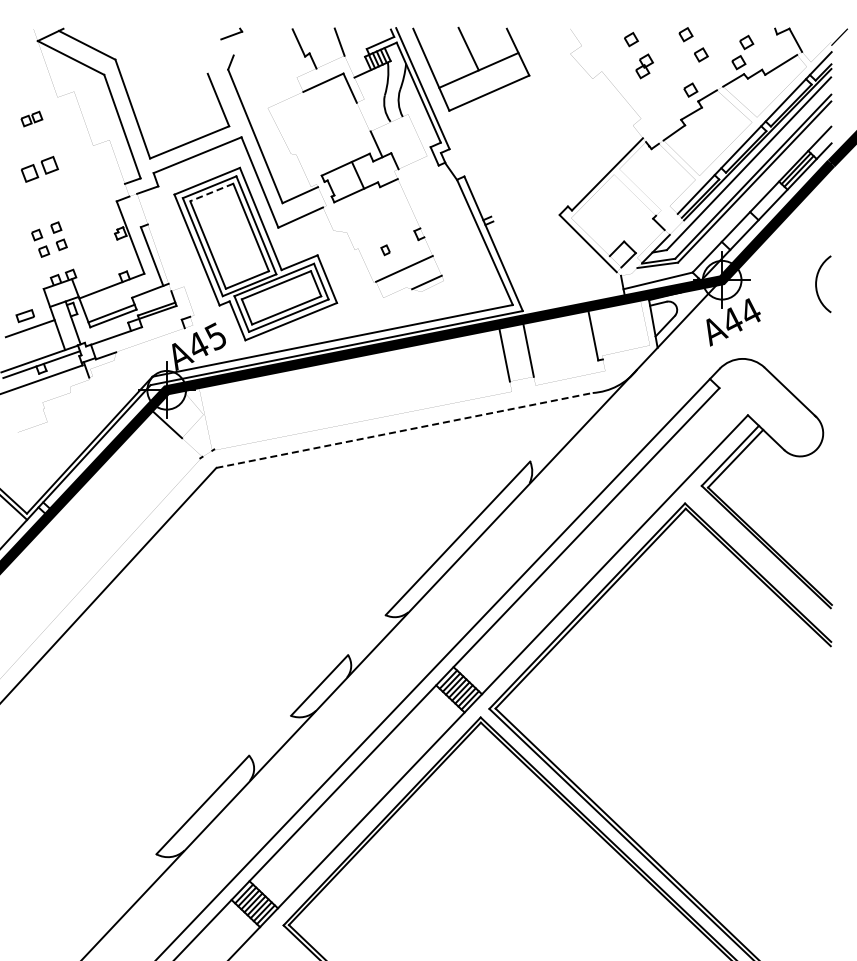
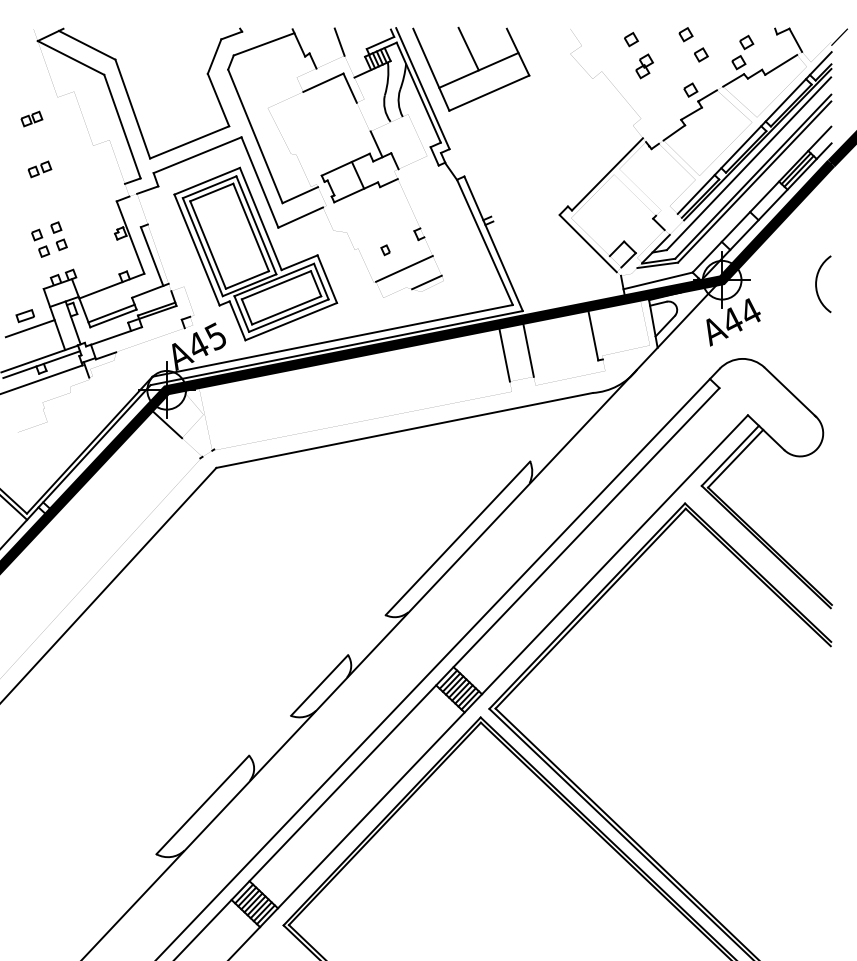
line: none -> present (263, 44)
line: none -> present (214, 56)
part size: 38x28 px -> 26x19 px (39, 169)
line: dashed -> solid (211, 192)
line: dashed -> solid (404, 430)
